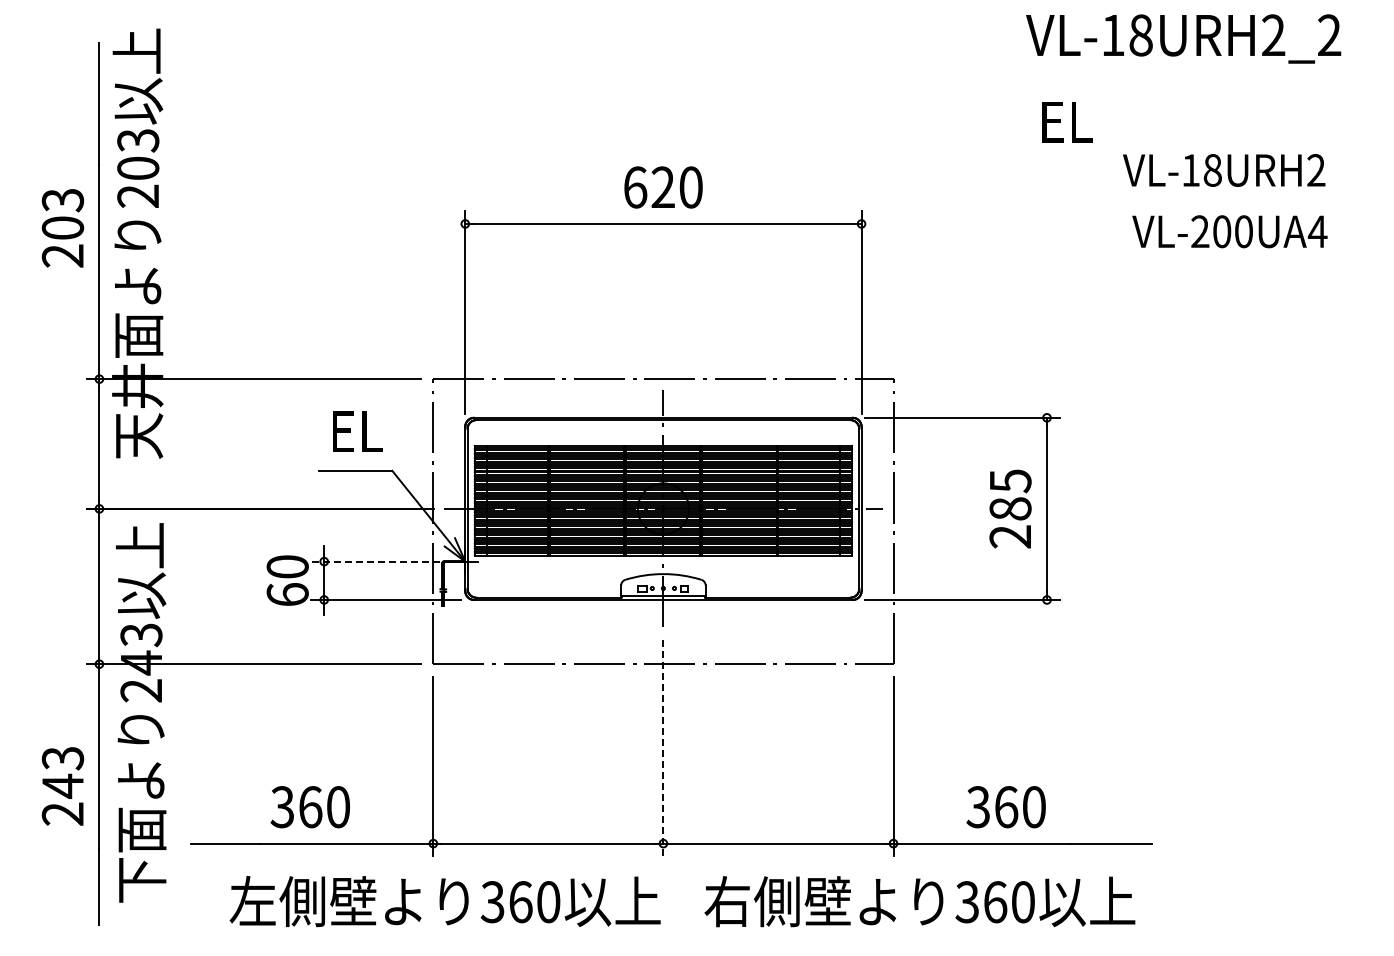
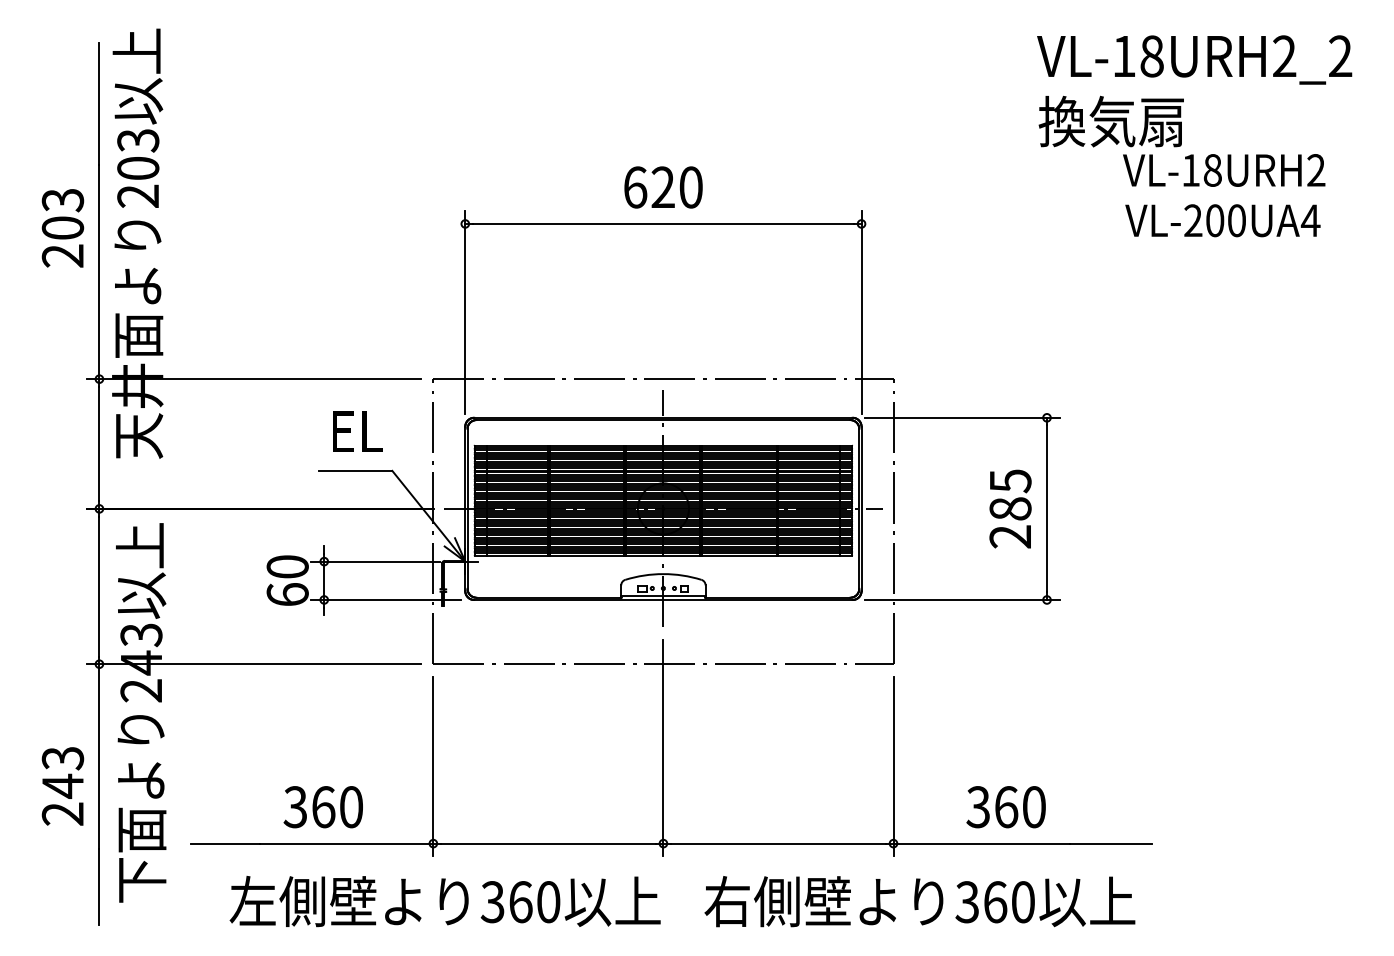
text position: (1183, 38) -> (1194, 59) (1194, 59)
text: EL -> 換気扇 (1110, 121)
text position: (1229, 231) -> (1222, 220) (1222, 220)
line: dashed -> solid (375, 561)
line: dashed -> solid (663, 748)
text position: (309, 807) -> (322, 807) (322, 807)
